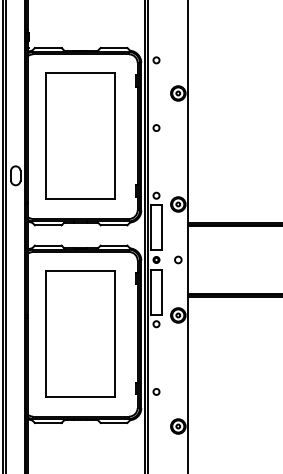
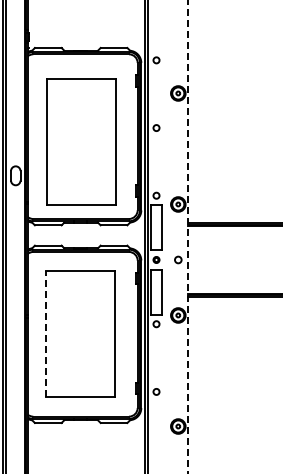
part position: (80, 135) -> (81, 141) (81, 141)
line: solid -> dashed (188, 236)
line: solid -> dashed (45, 333)
